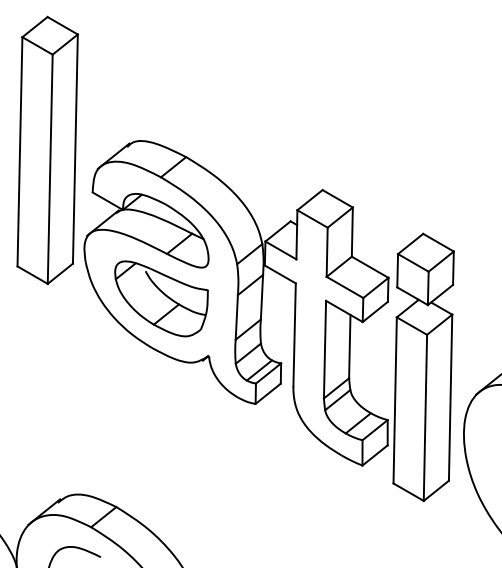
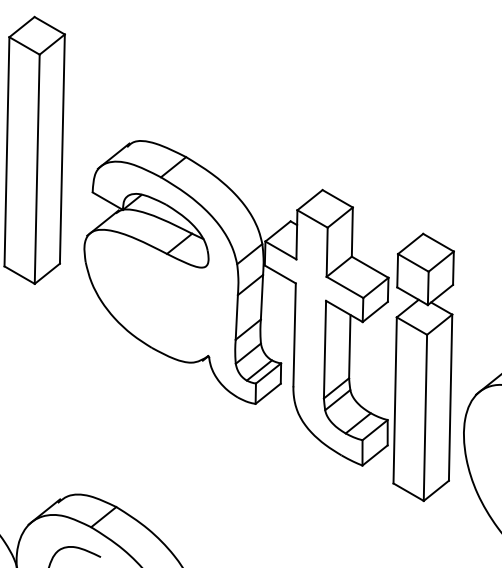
part position: (47, 149) -> (34, 149) (34, 149)
part: present -> none (161, 298)
